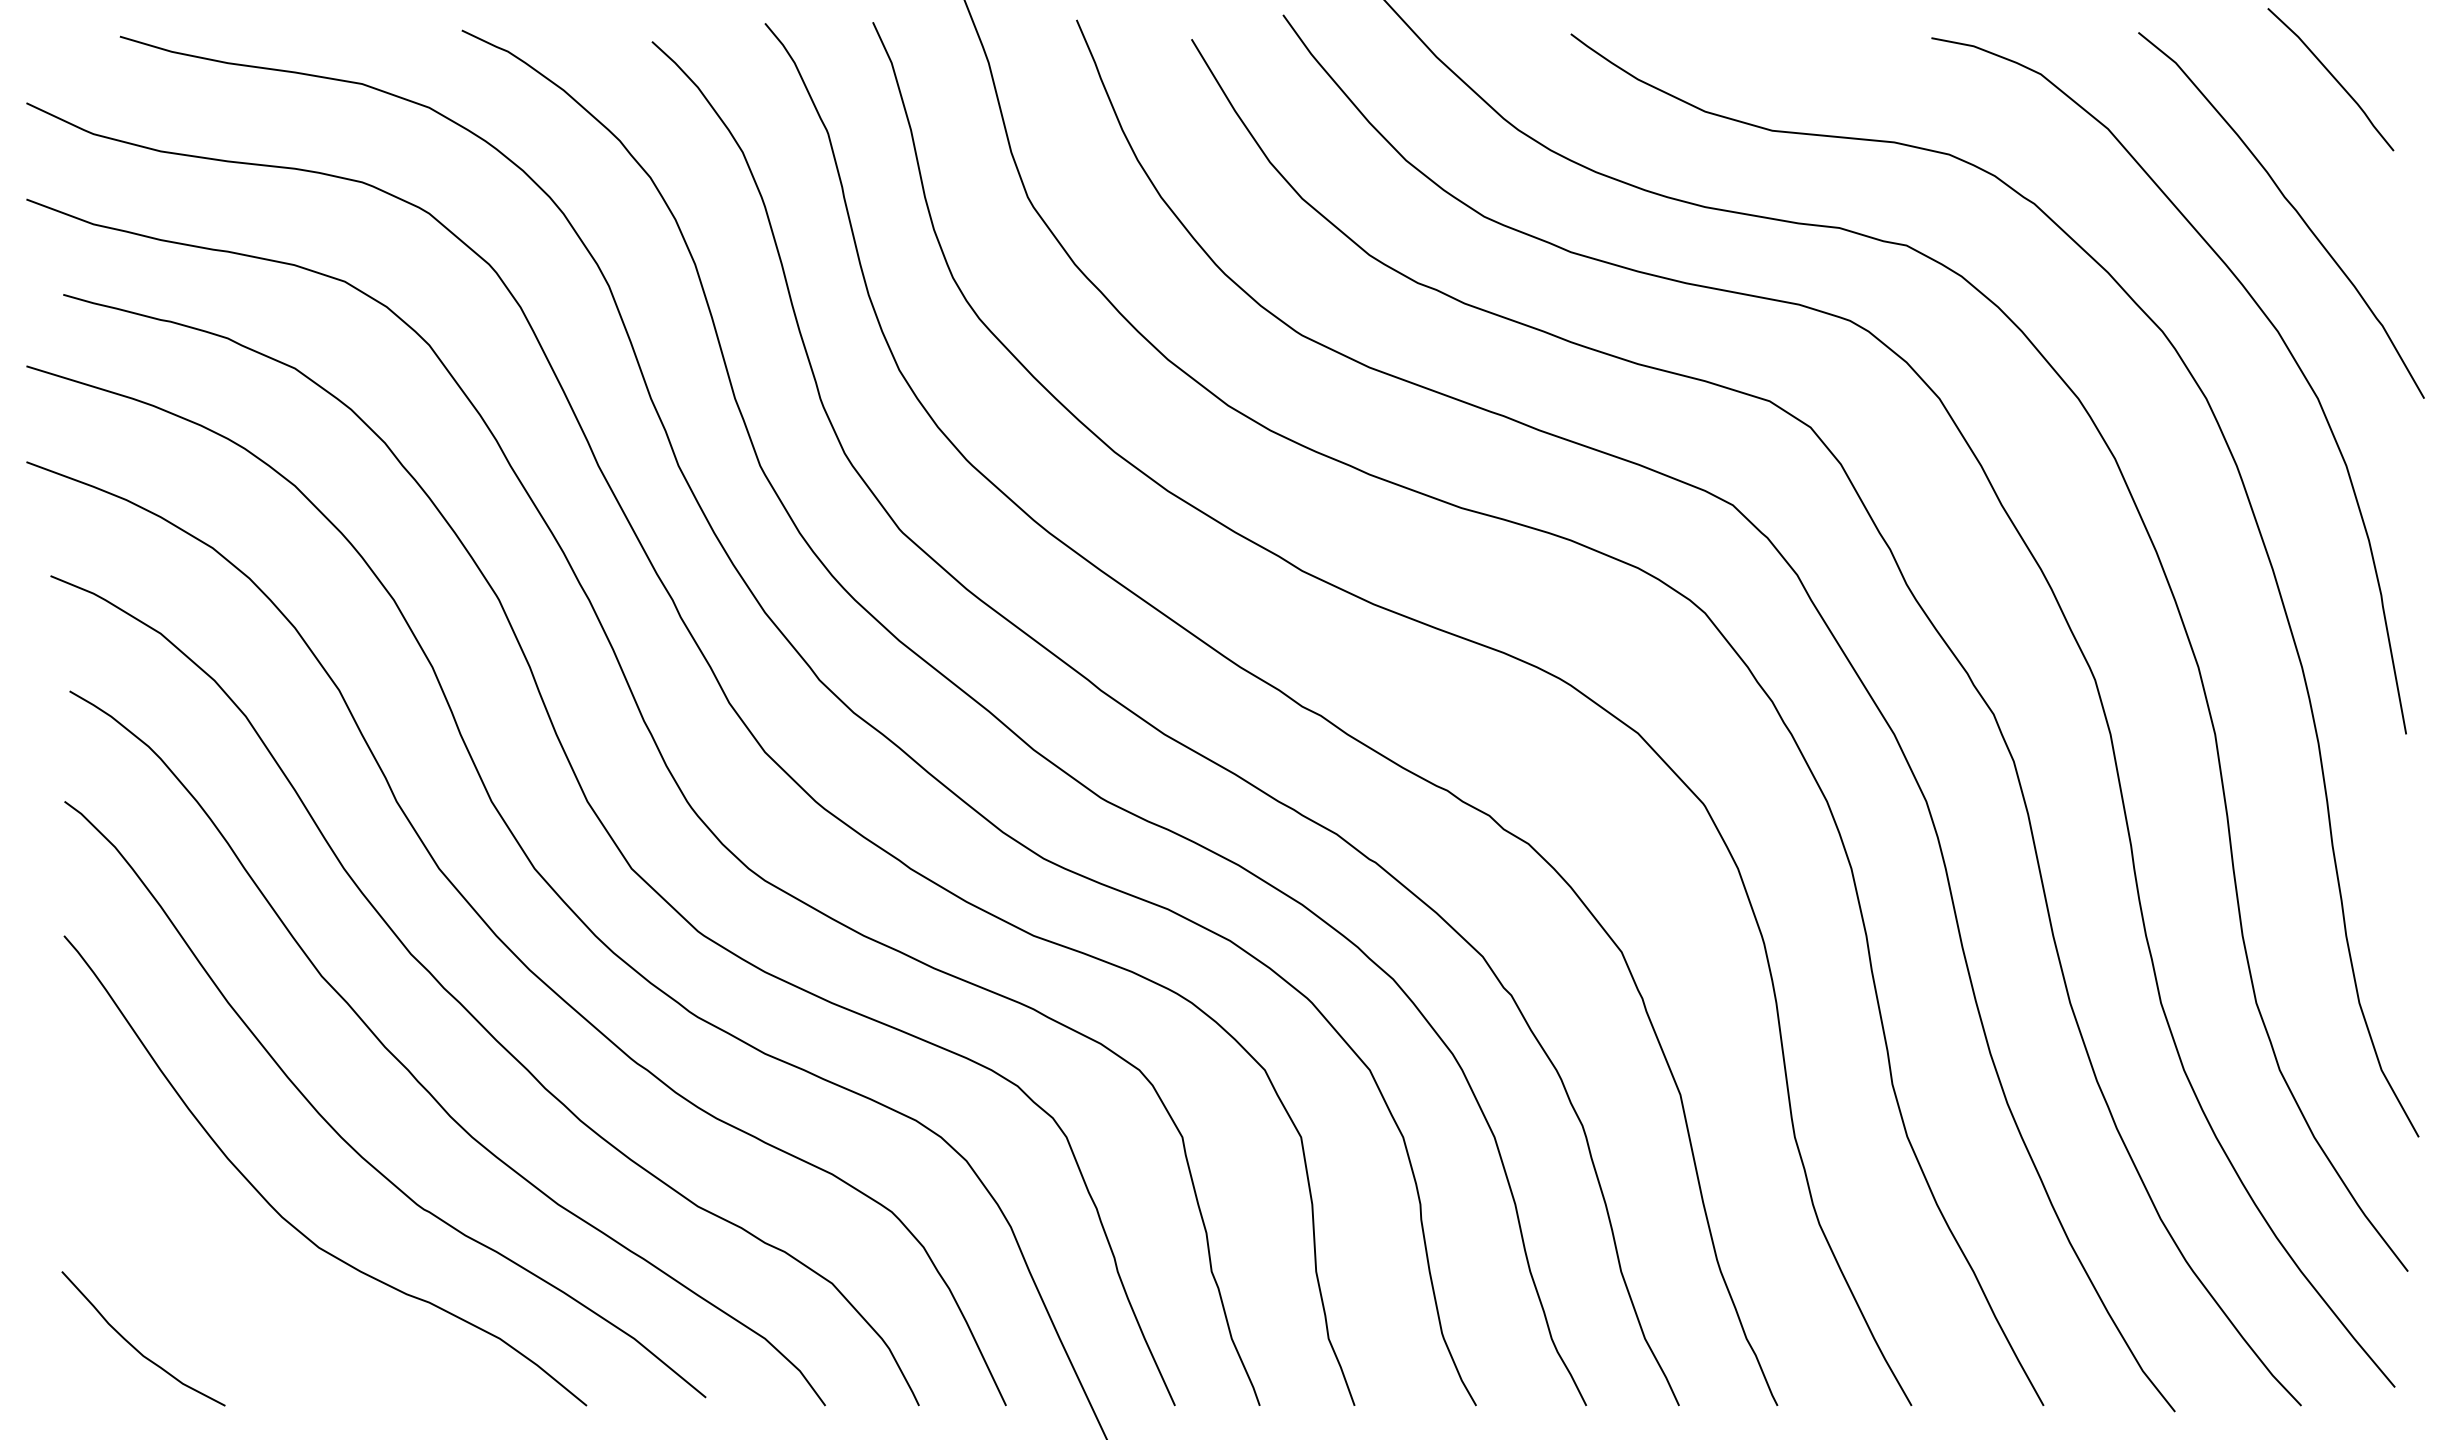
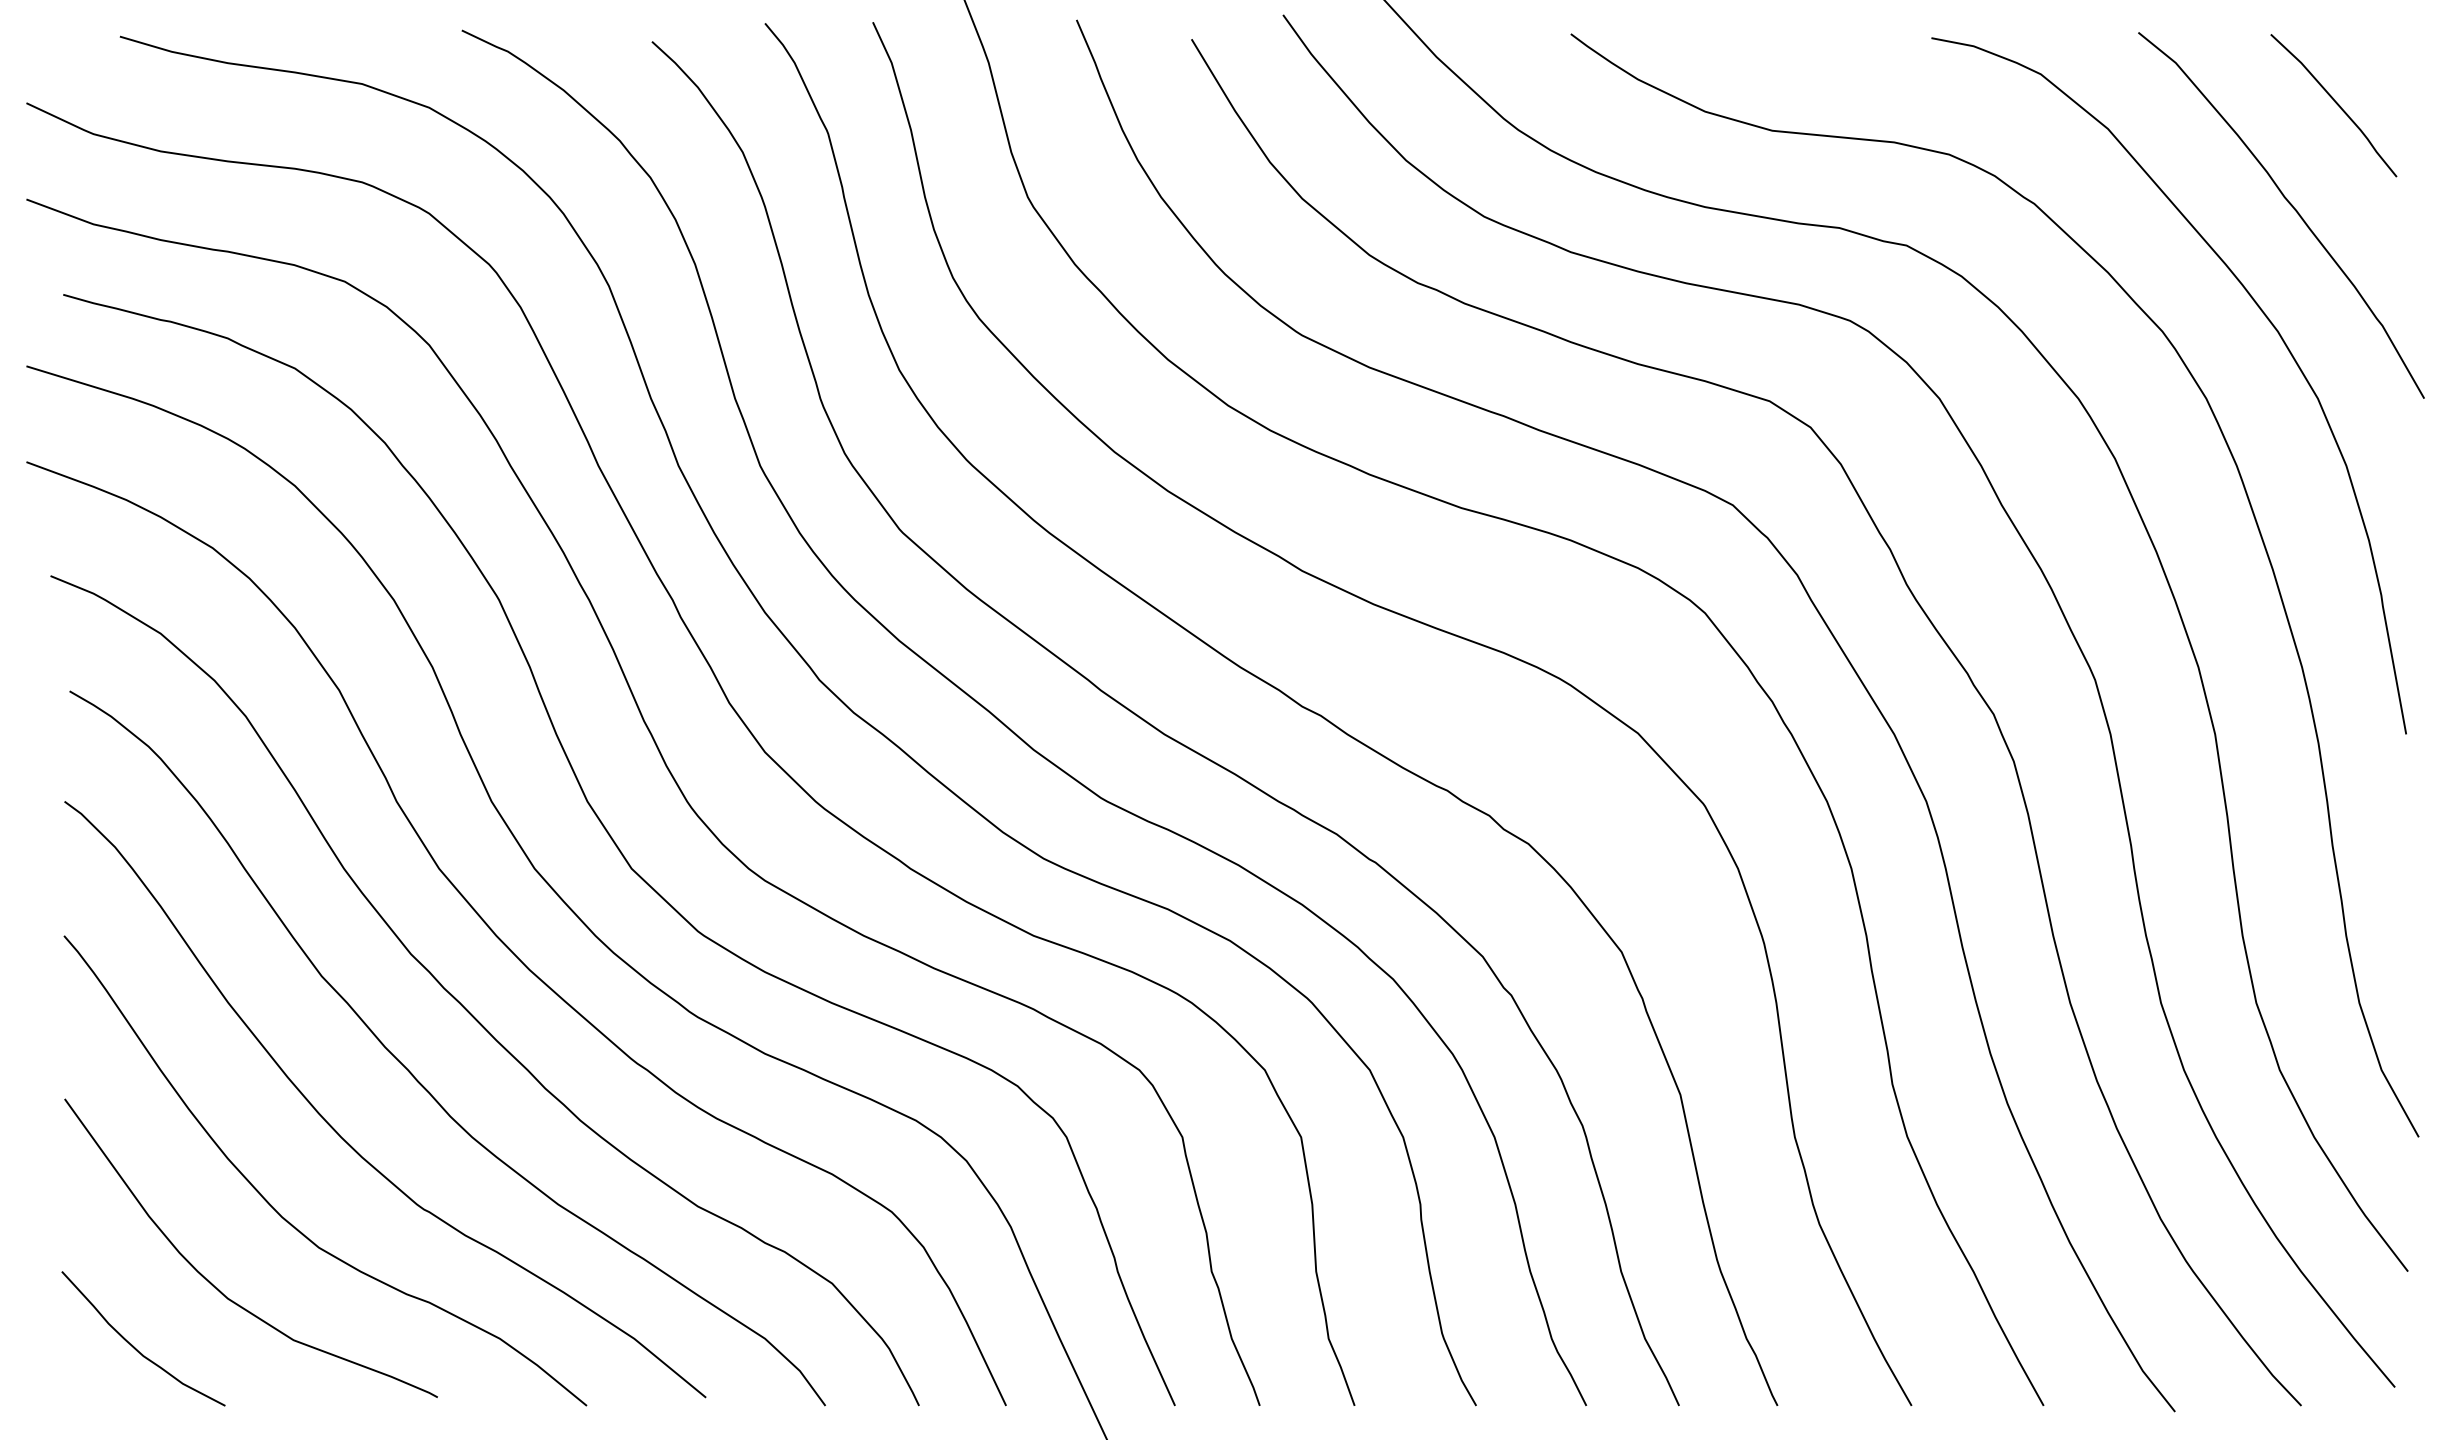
curve position: (2332, 77) -> (2335, 103) (2335, 103)
curve: none -> present (218, 1288)
